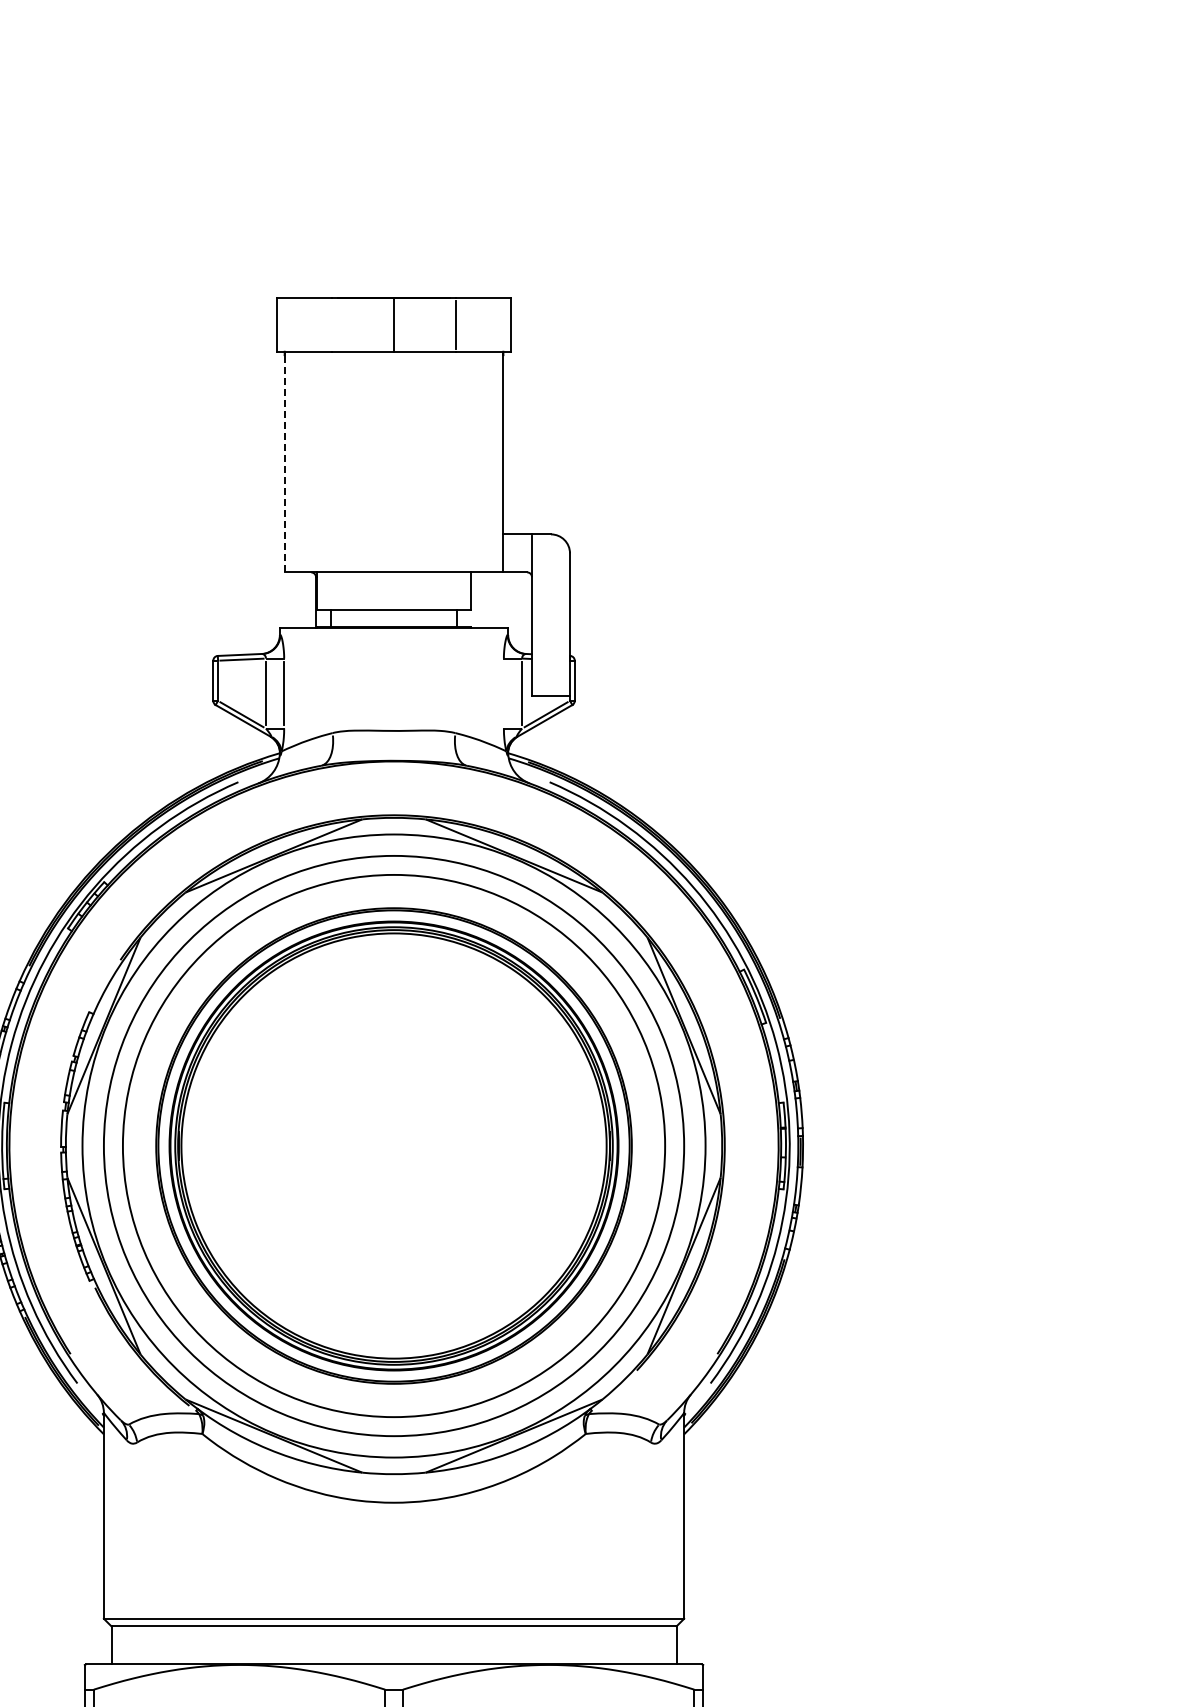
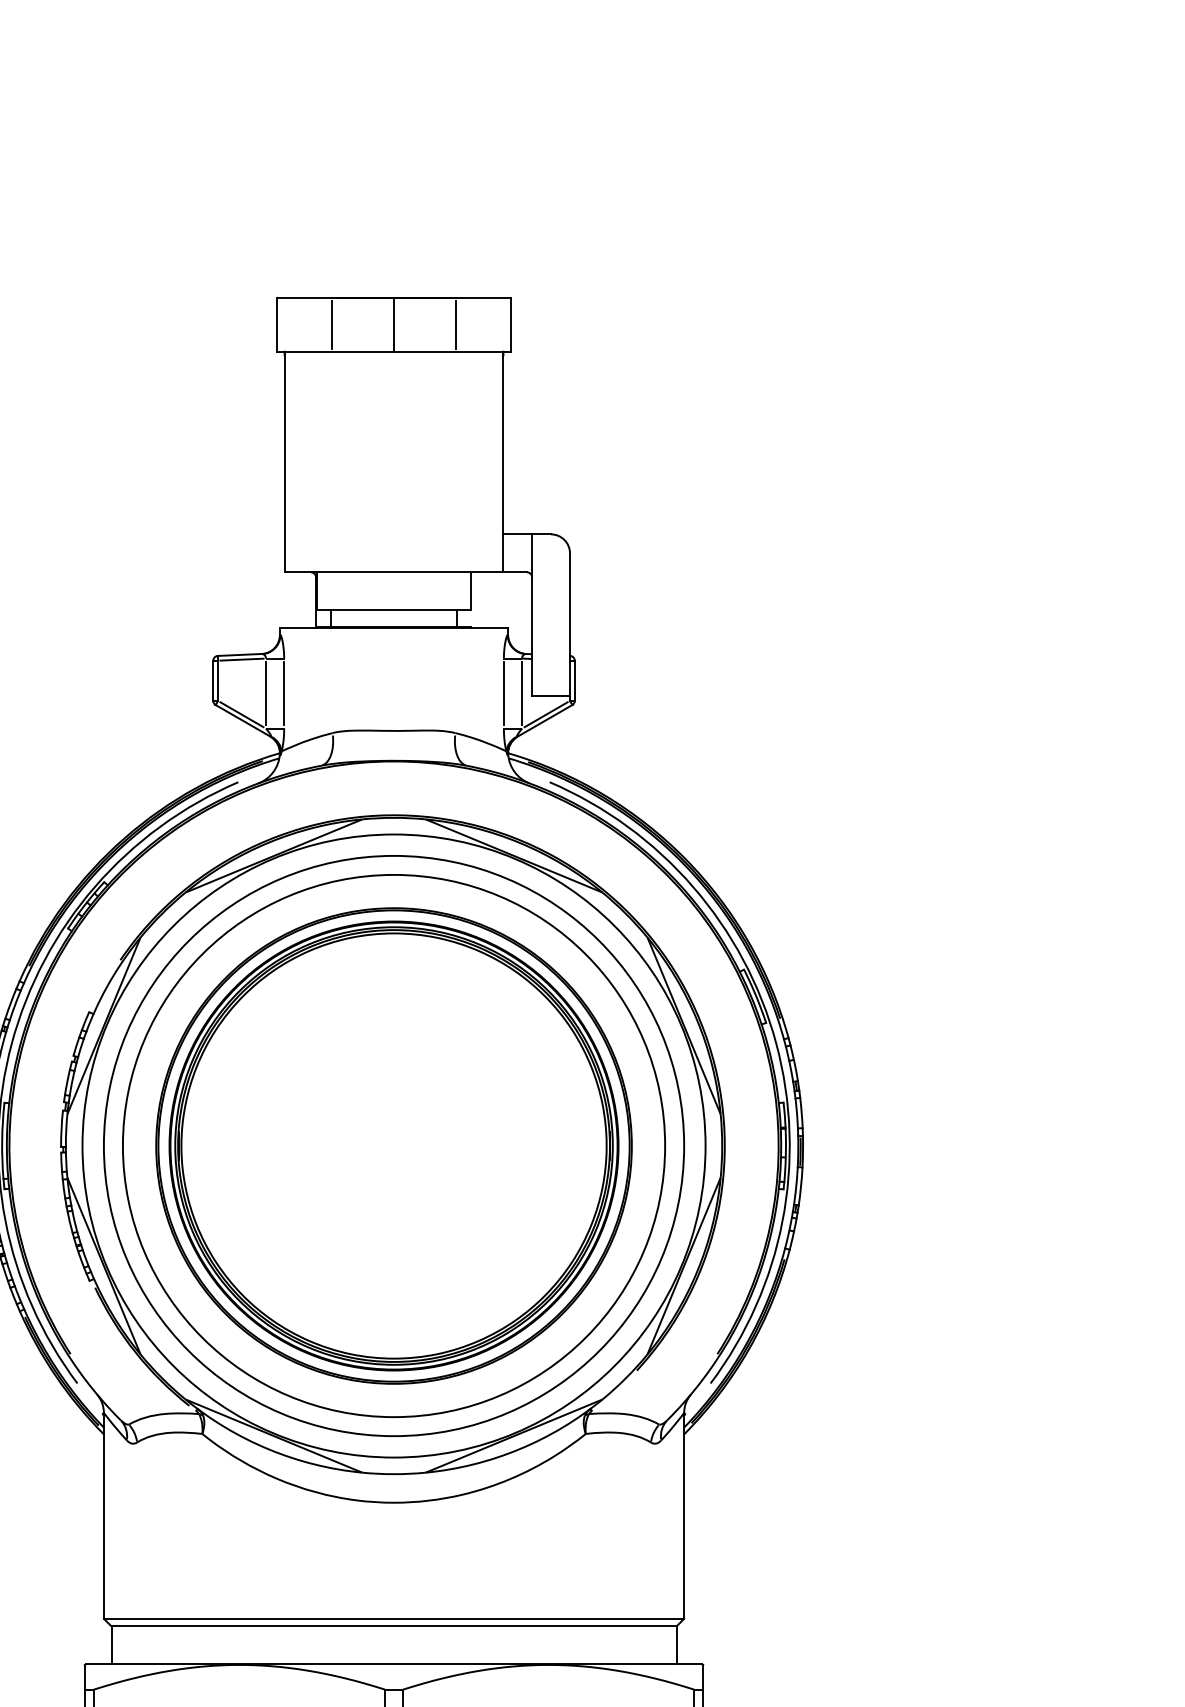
line: none -> present (332, 325)
line: dashed -> solid (284, 463)
line: none -> present (503, 693)
